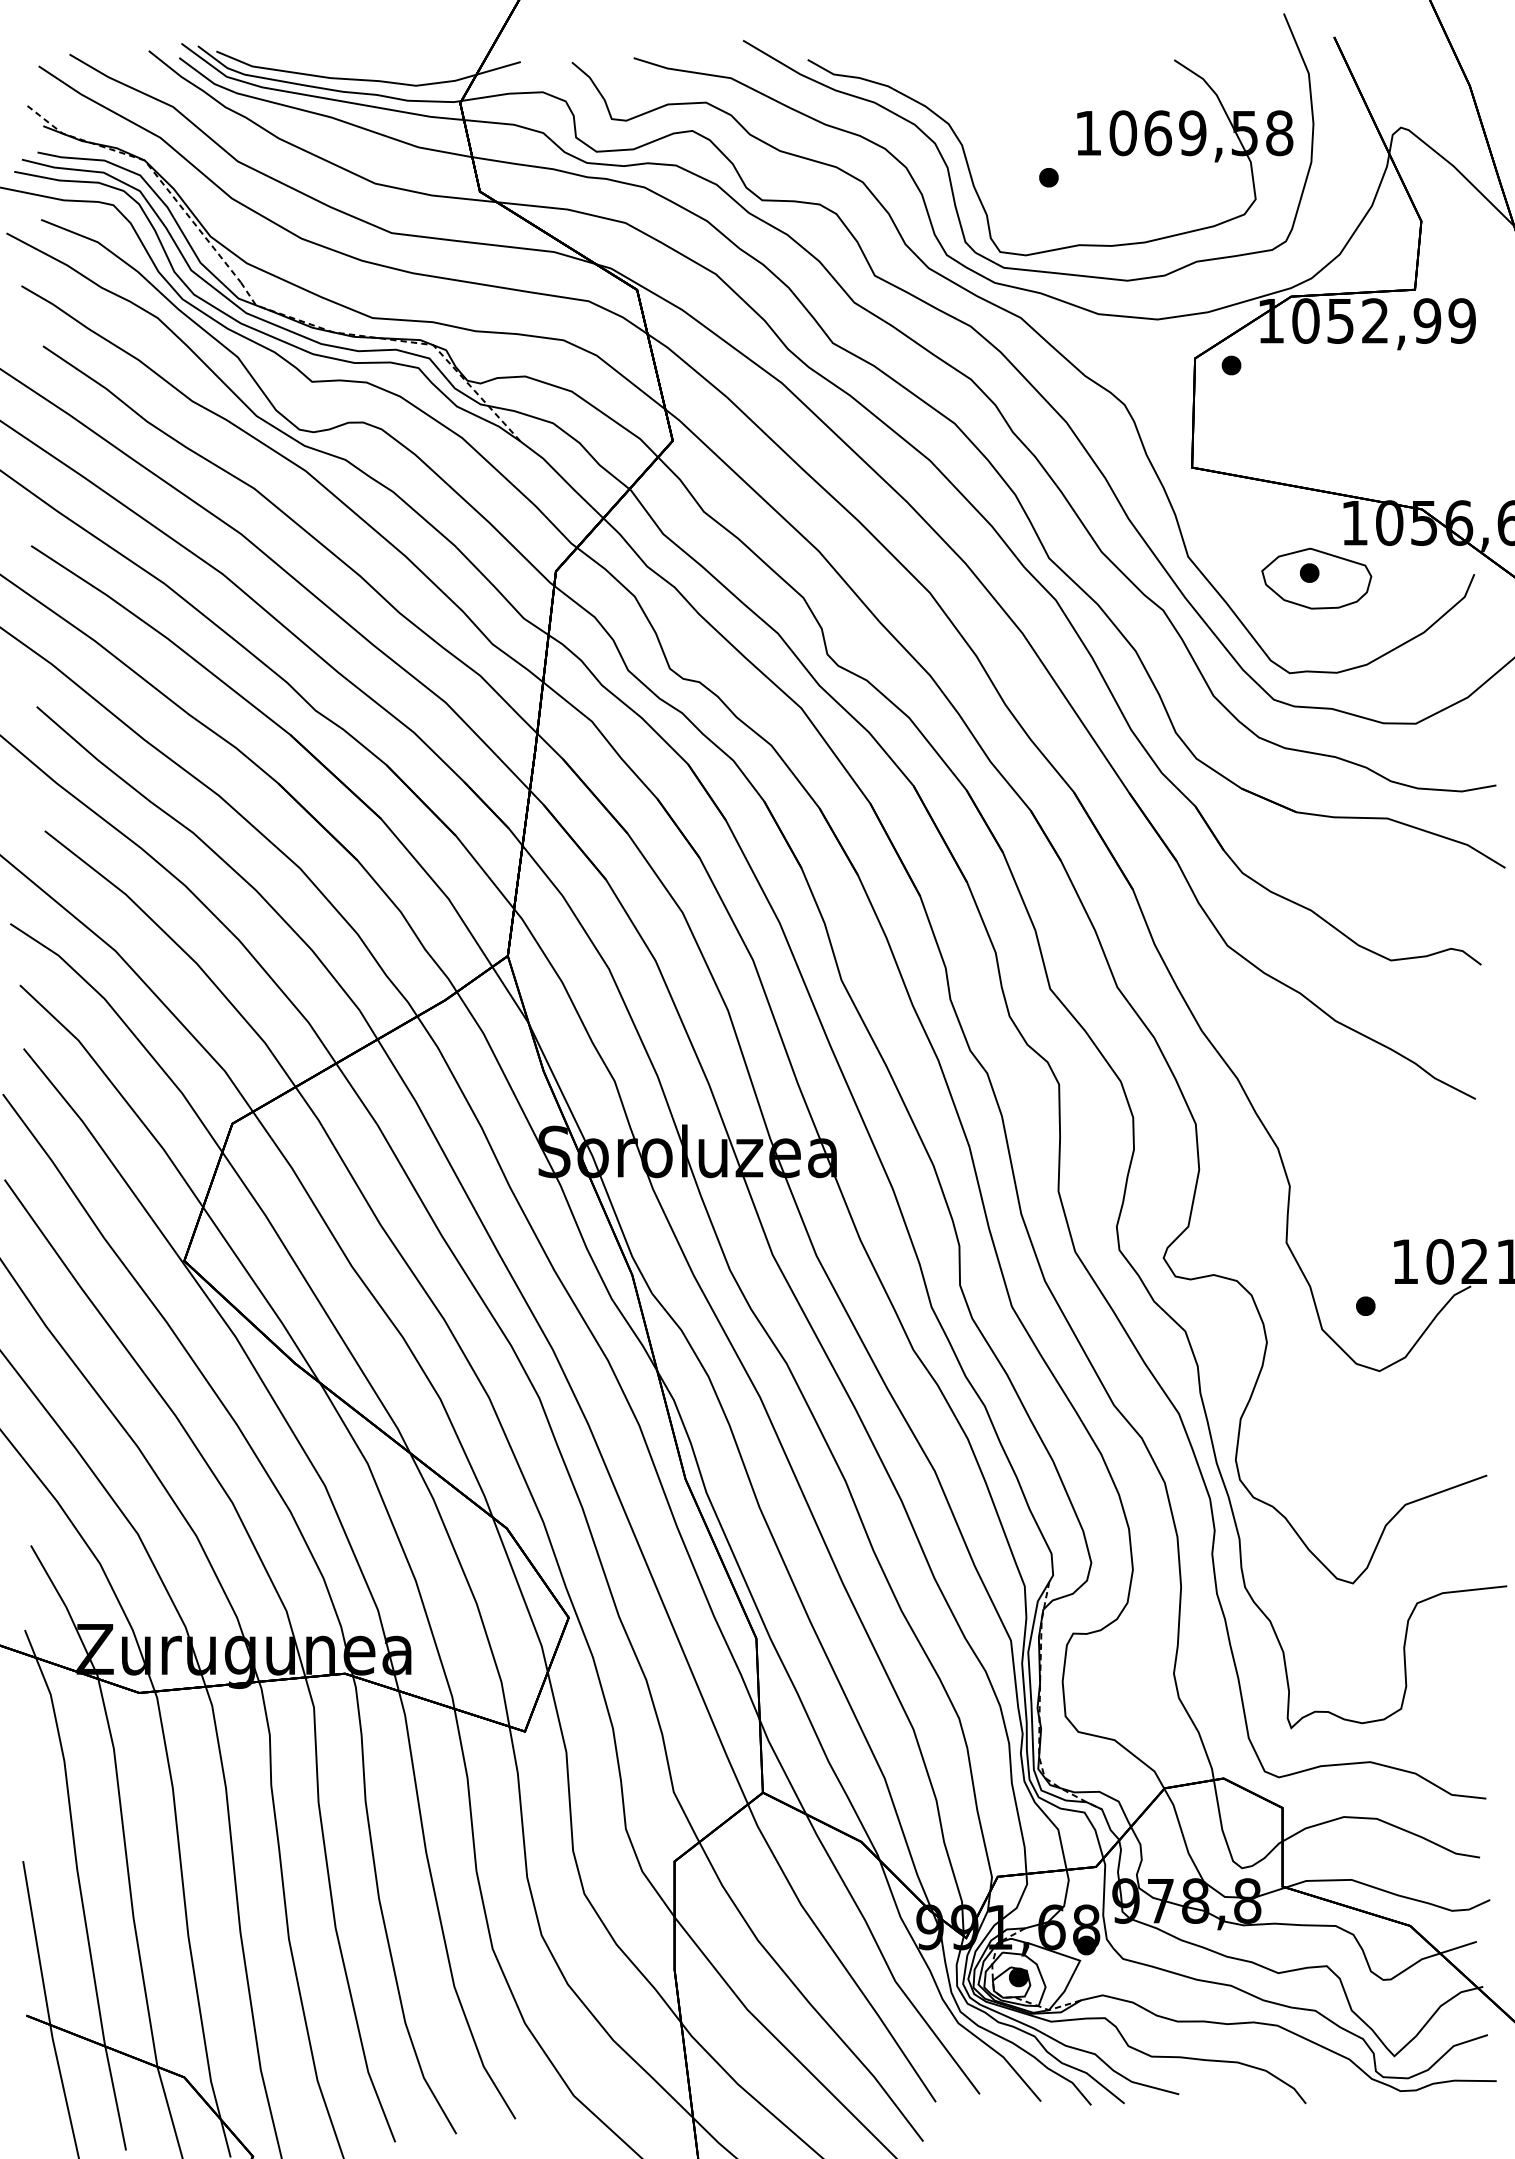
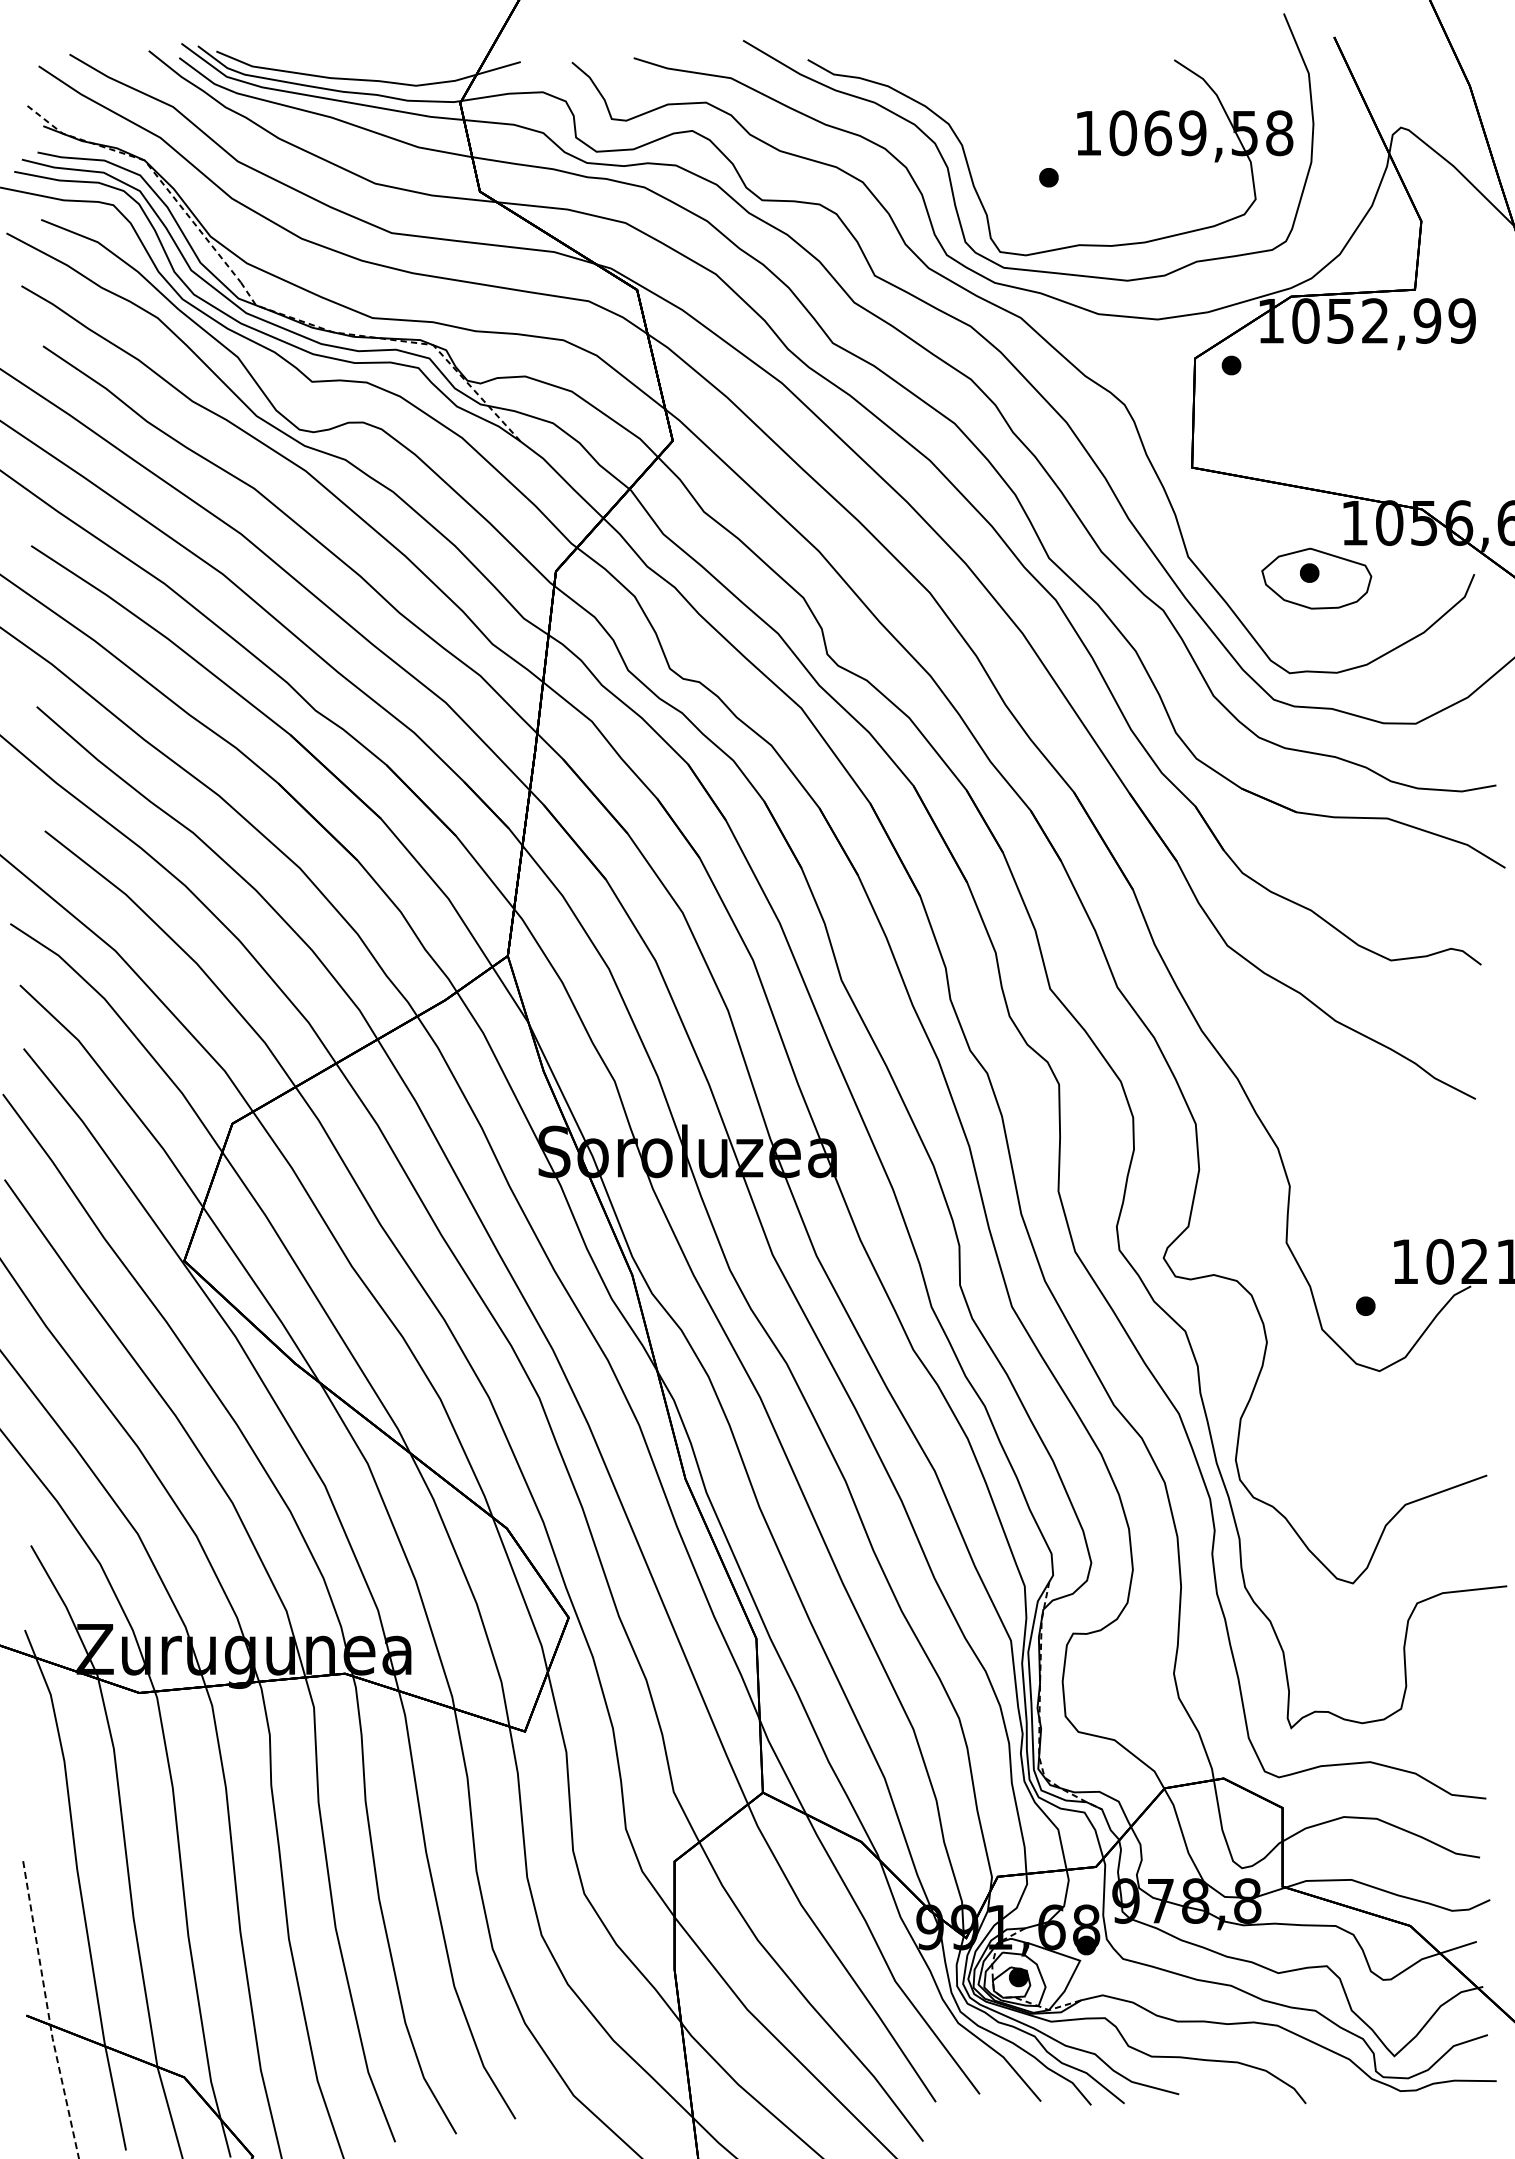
line: solid -> dashed (48, 2010)
